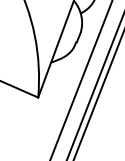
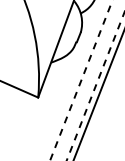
line: solid -> dashed (81, 80)
line: solid -> dashed (95, 86)
